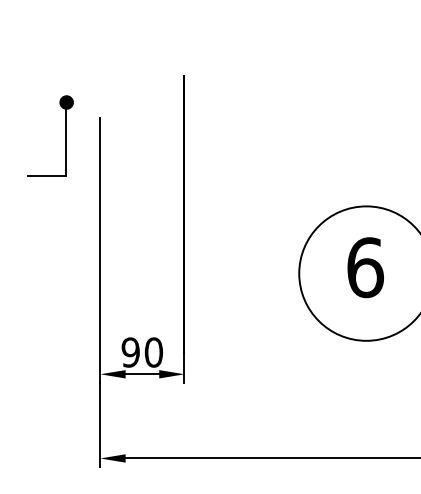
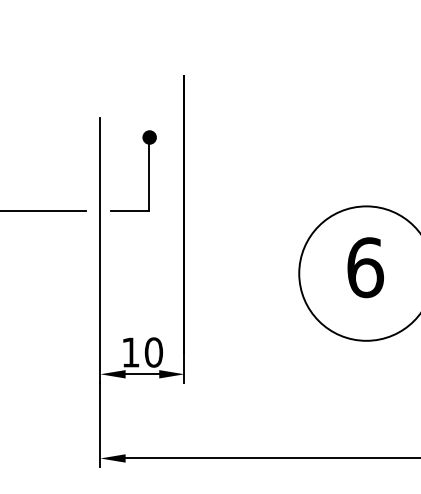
part position: (65, 135) -> (148, 170) (148, 170)
line: none -> present (44, 210)
text: 90 -> 10 (130, 352)
